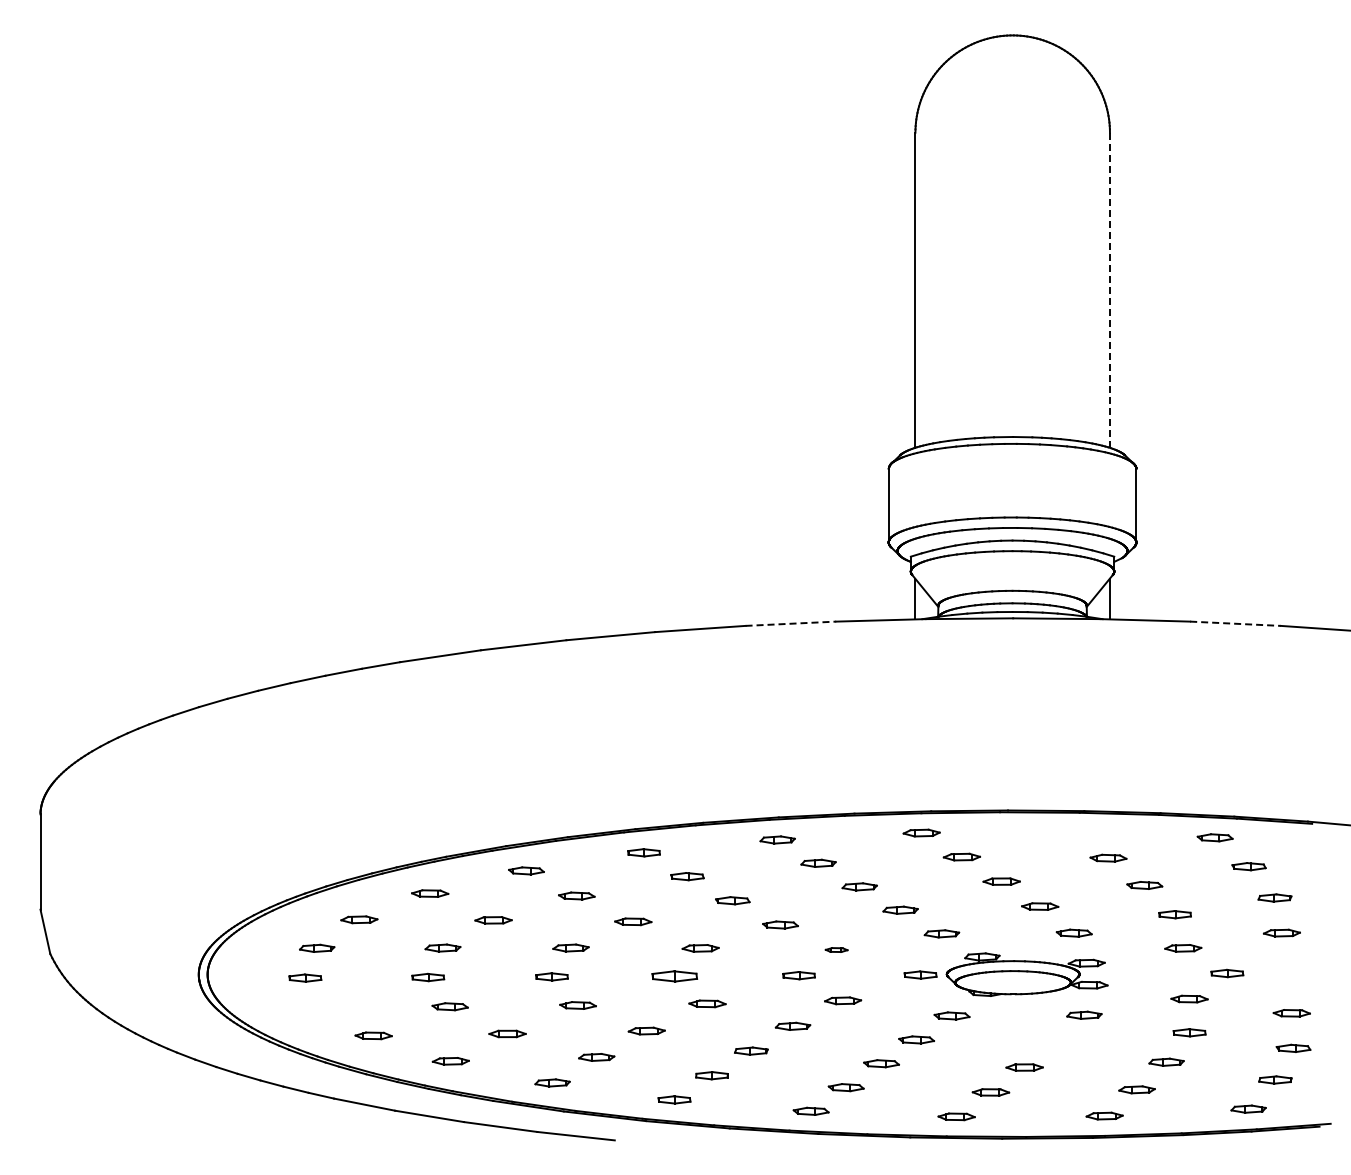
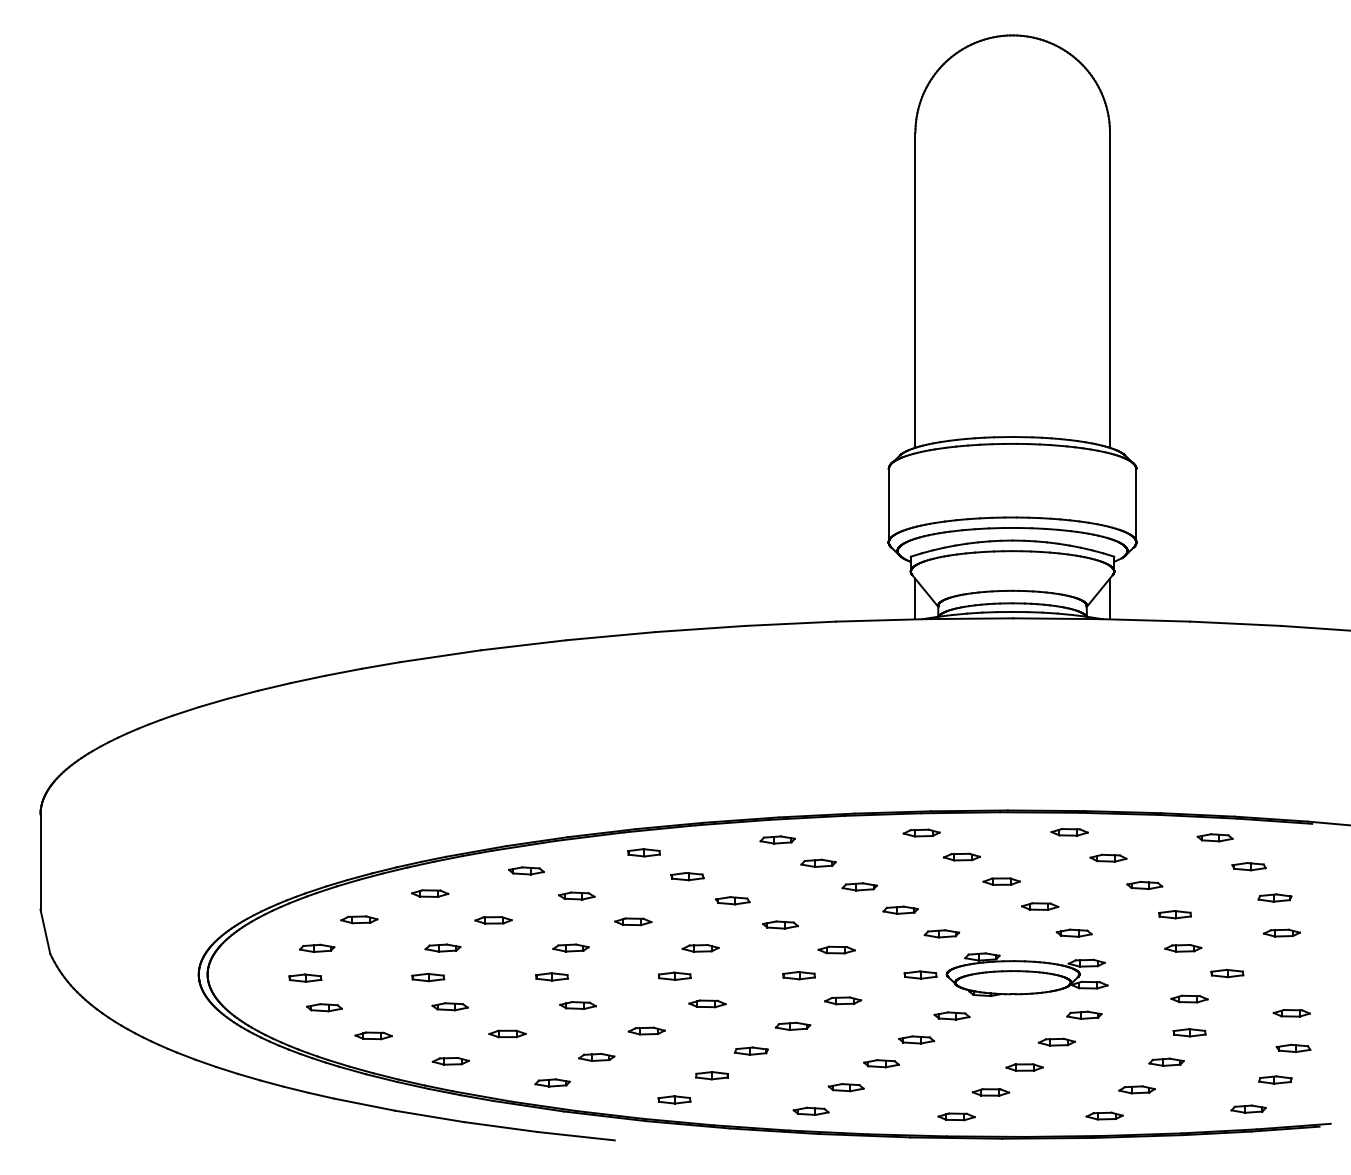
line: dashed -> solid (1109, 290)
line: dashed -> solid (791, 623)
line: dashed -> solid (1235, 623)
part: none -> present (1069, 832)
part size: 25x6 px -> 39x10 px (836, 949)
part size: 48x13 px -> 34x10 px (674, 975)
part: none -> present (324, 1007)
part: none -> present (1056, 1041)
